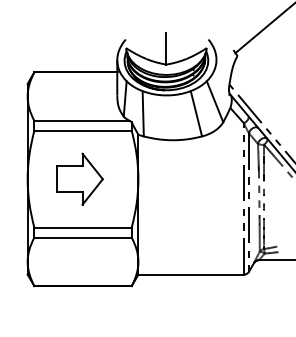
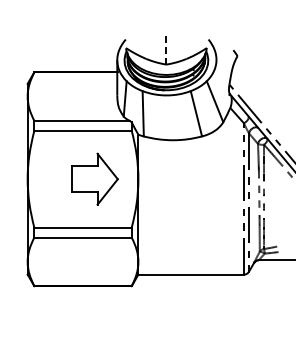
line: present -> none (263, 28)
line: solid -> dashed (166, 48)
part position: (79, 178) -> (94, 178) (94, 178)
